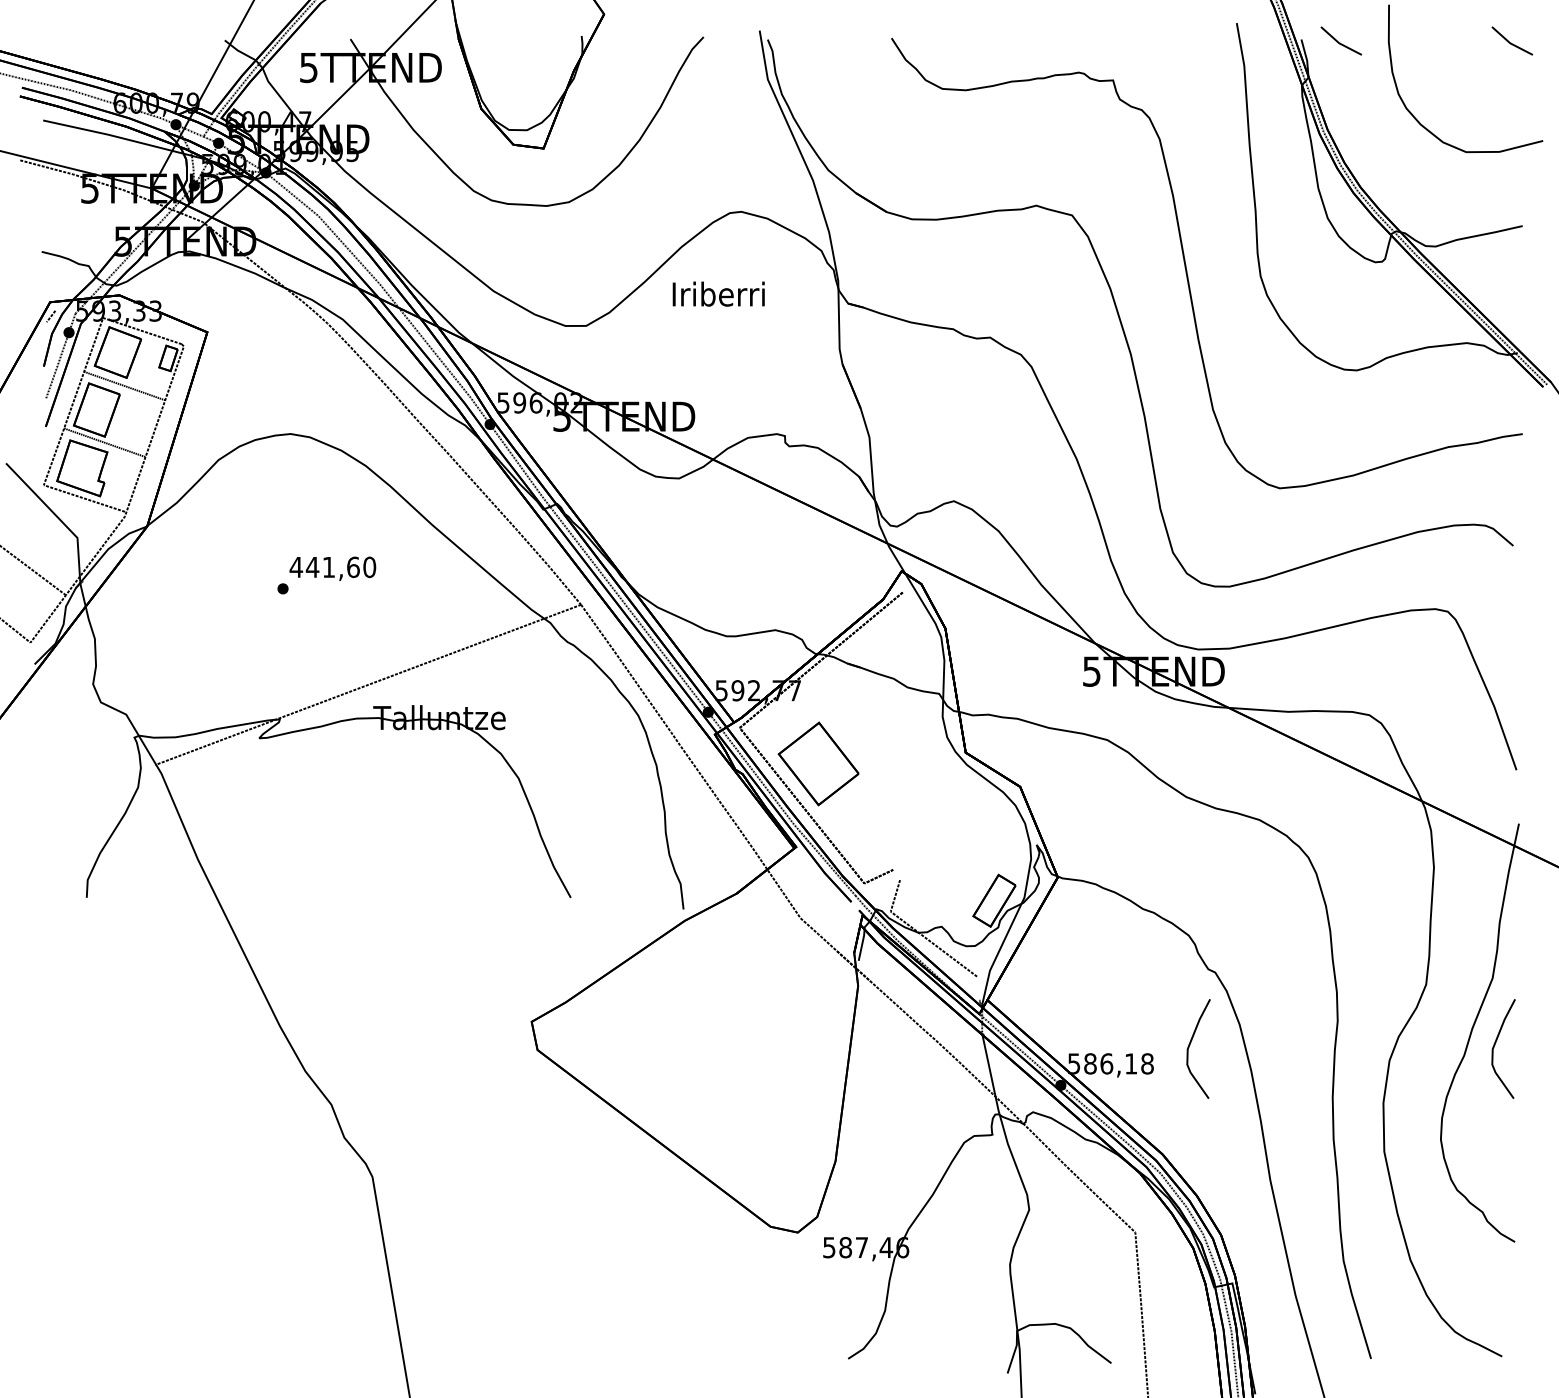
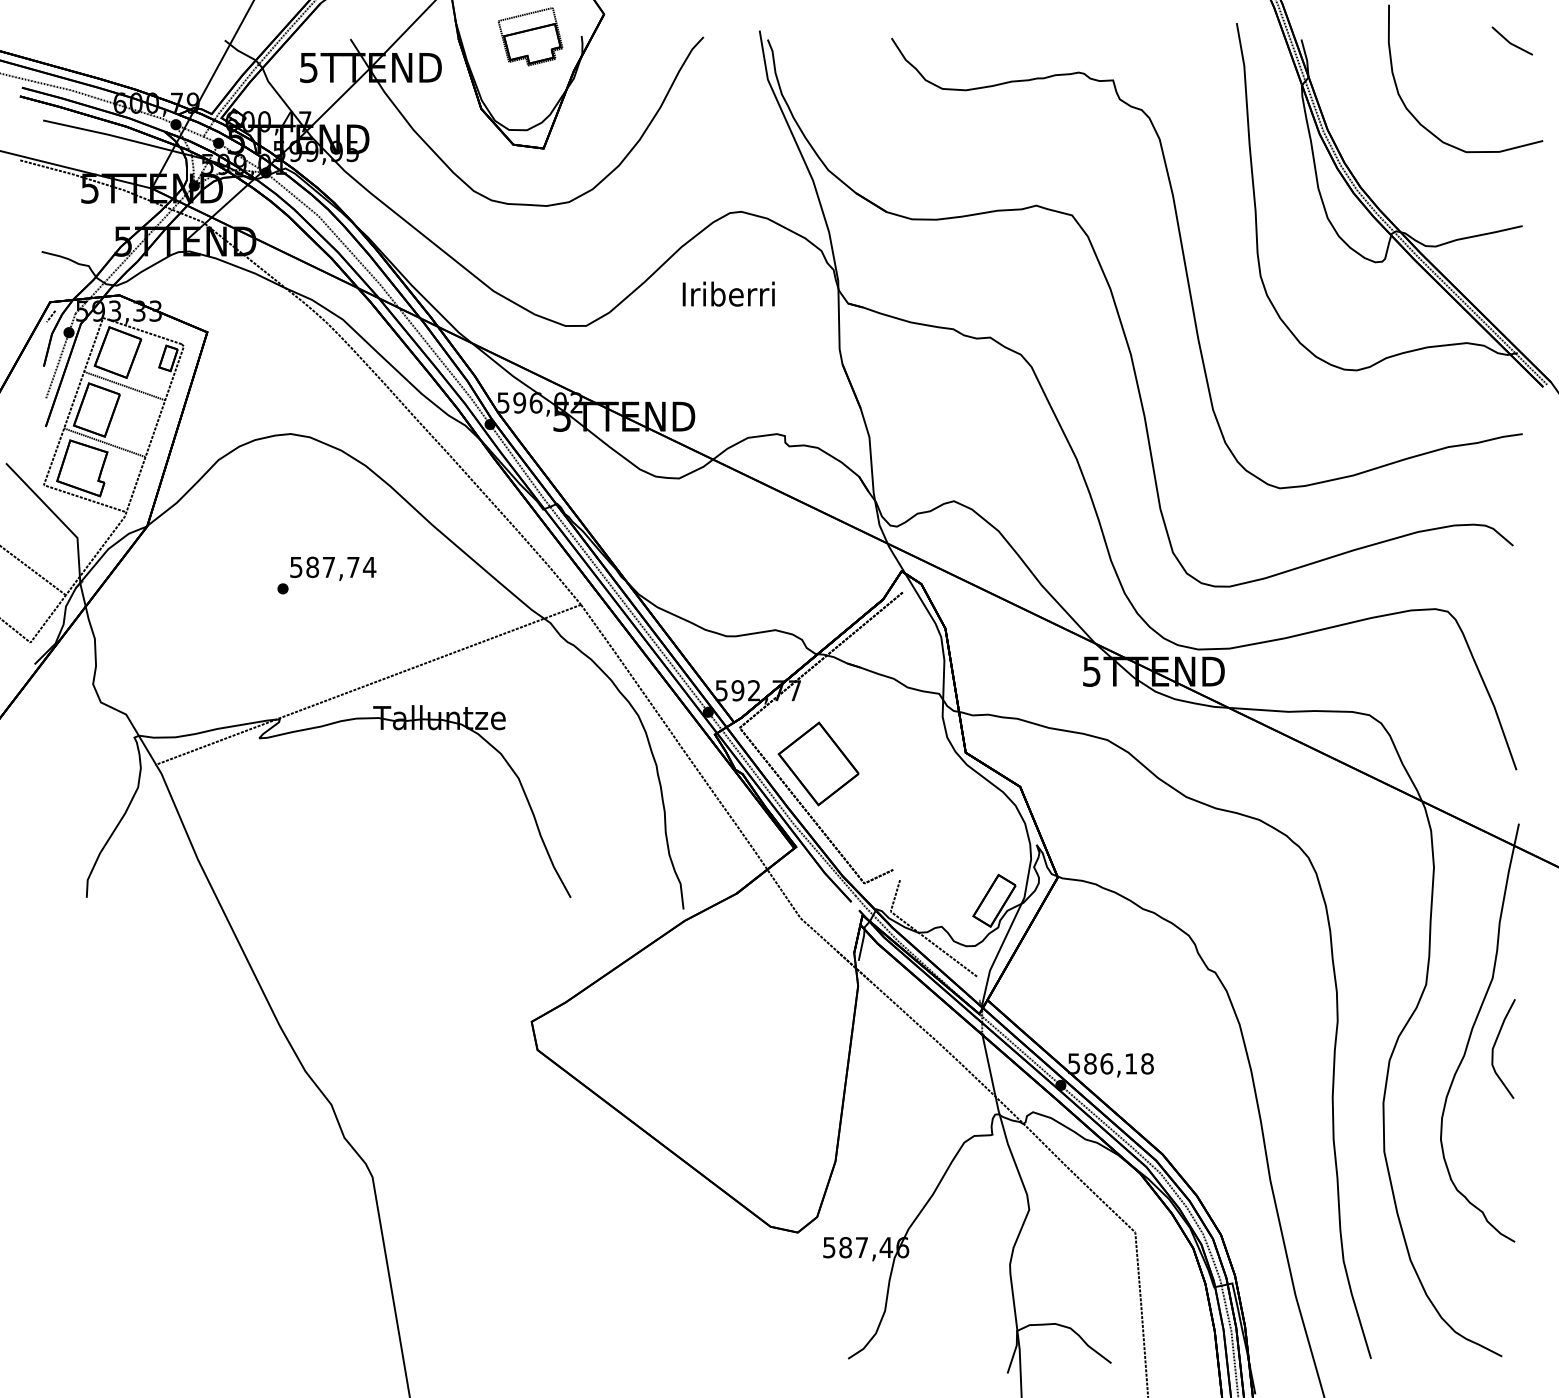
part: none -> present (530, 36)
part: present -> none (1341, 40)
text position: (718, 293) -> (728, 293) (728, 293)
text: 441,60 -> 587,74 (332, 567)
curve: present -> none (1190, 1045)
